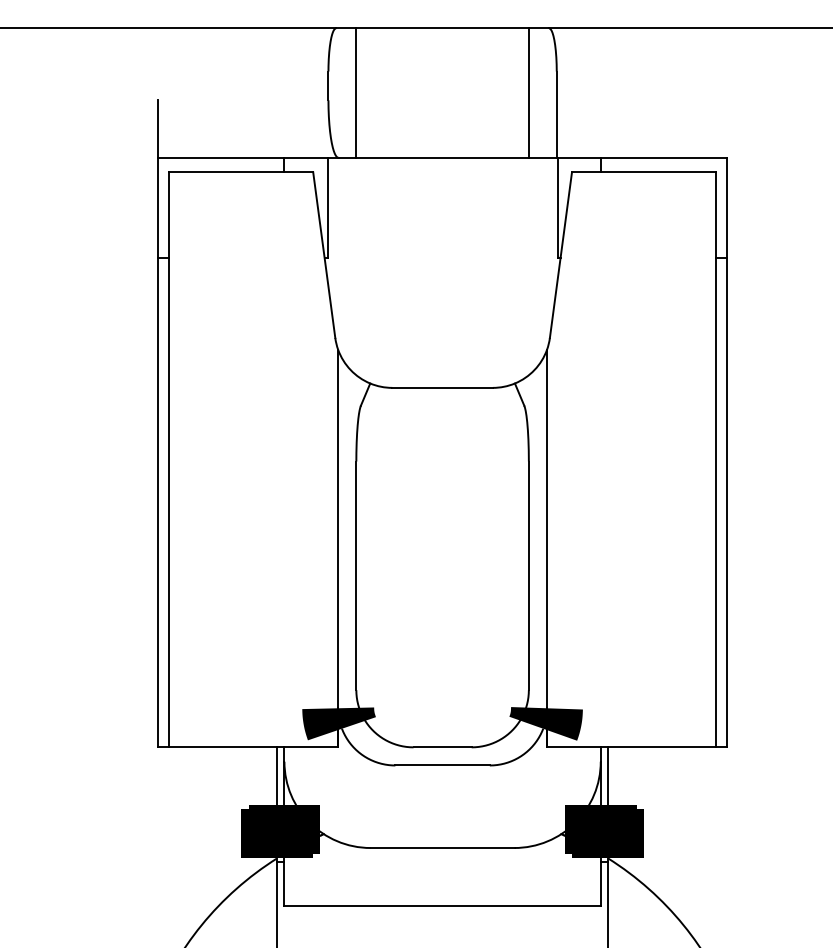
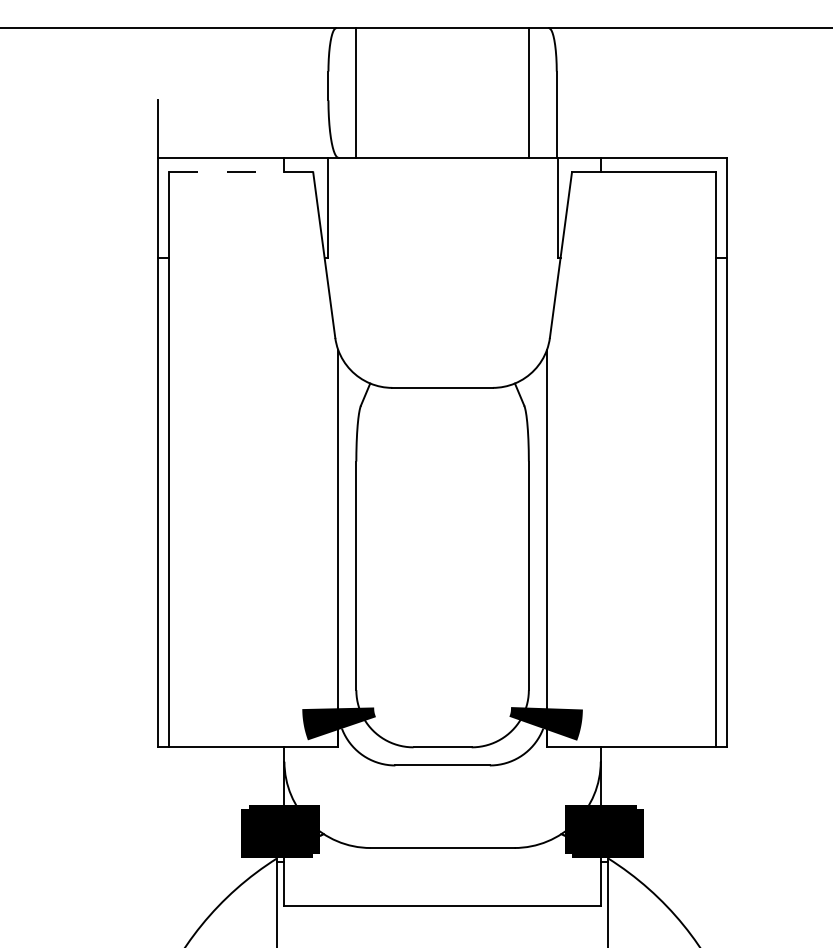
line: solid -> dashed (241, 172)
line: present -> none (277, 777)
line: present -> none (607, 777)
